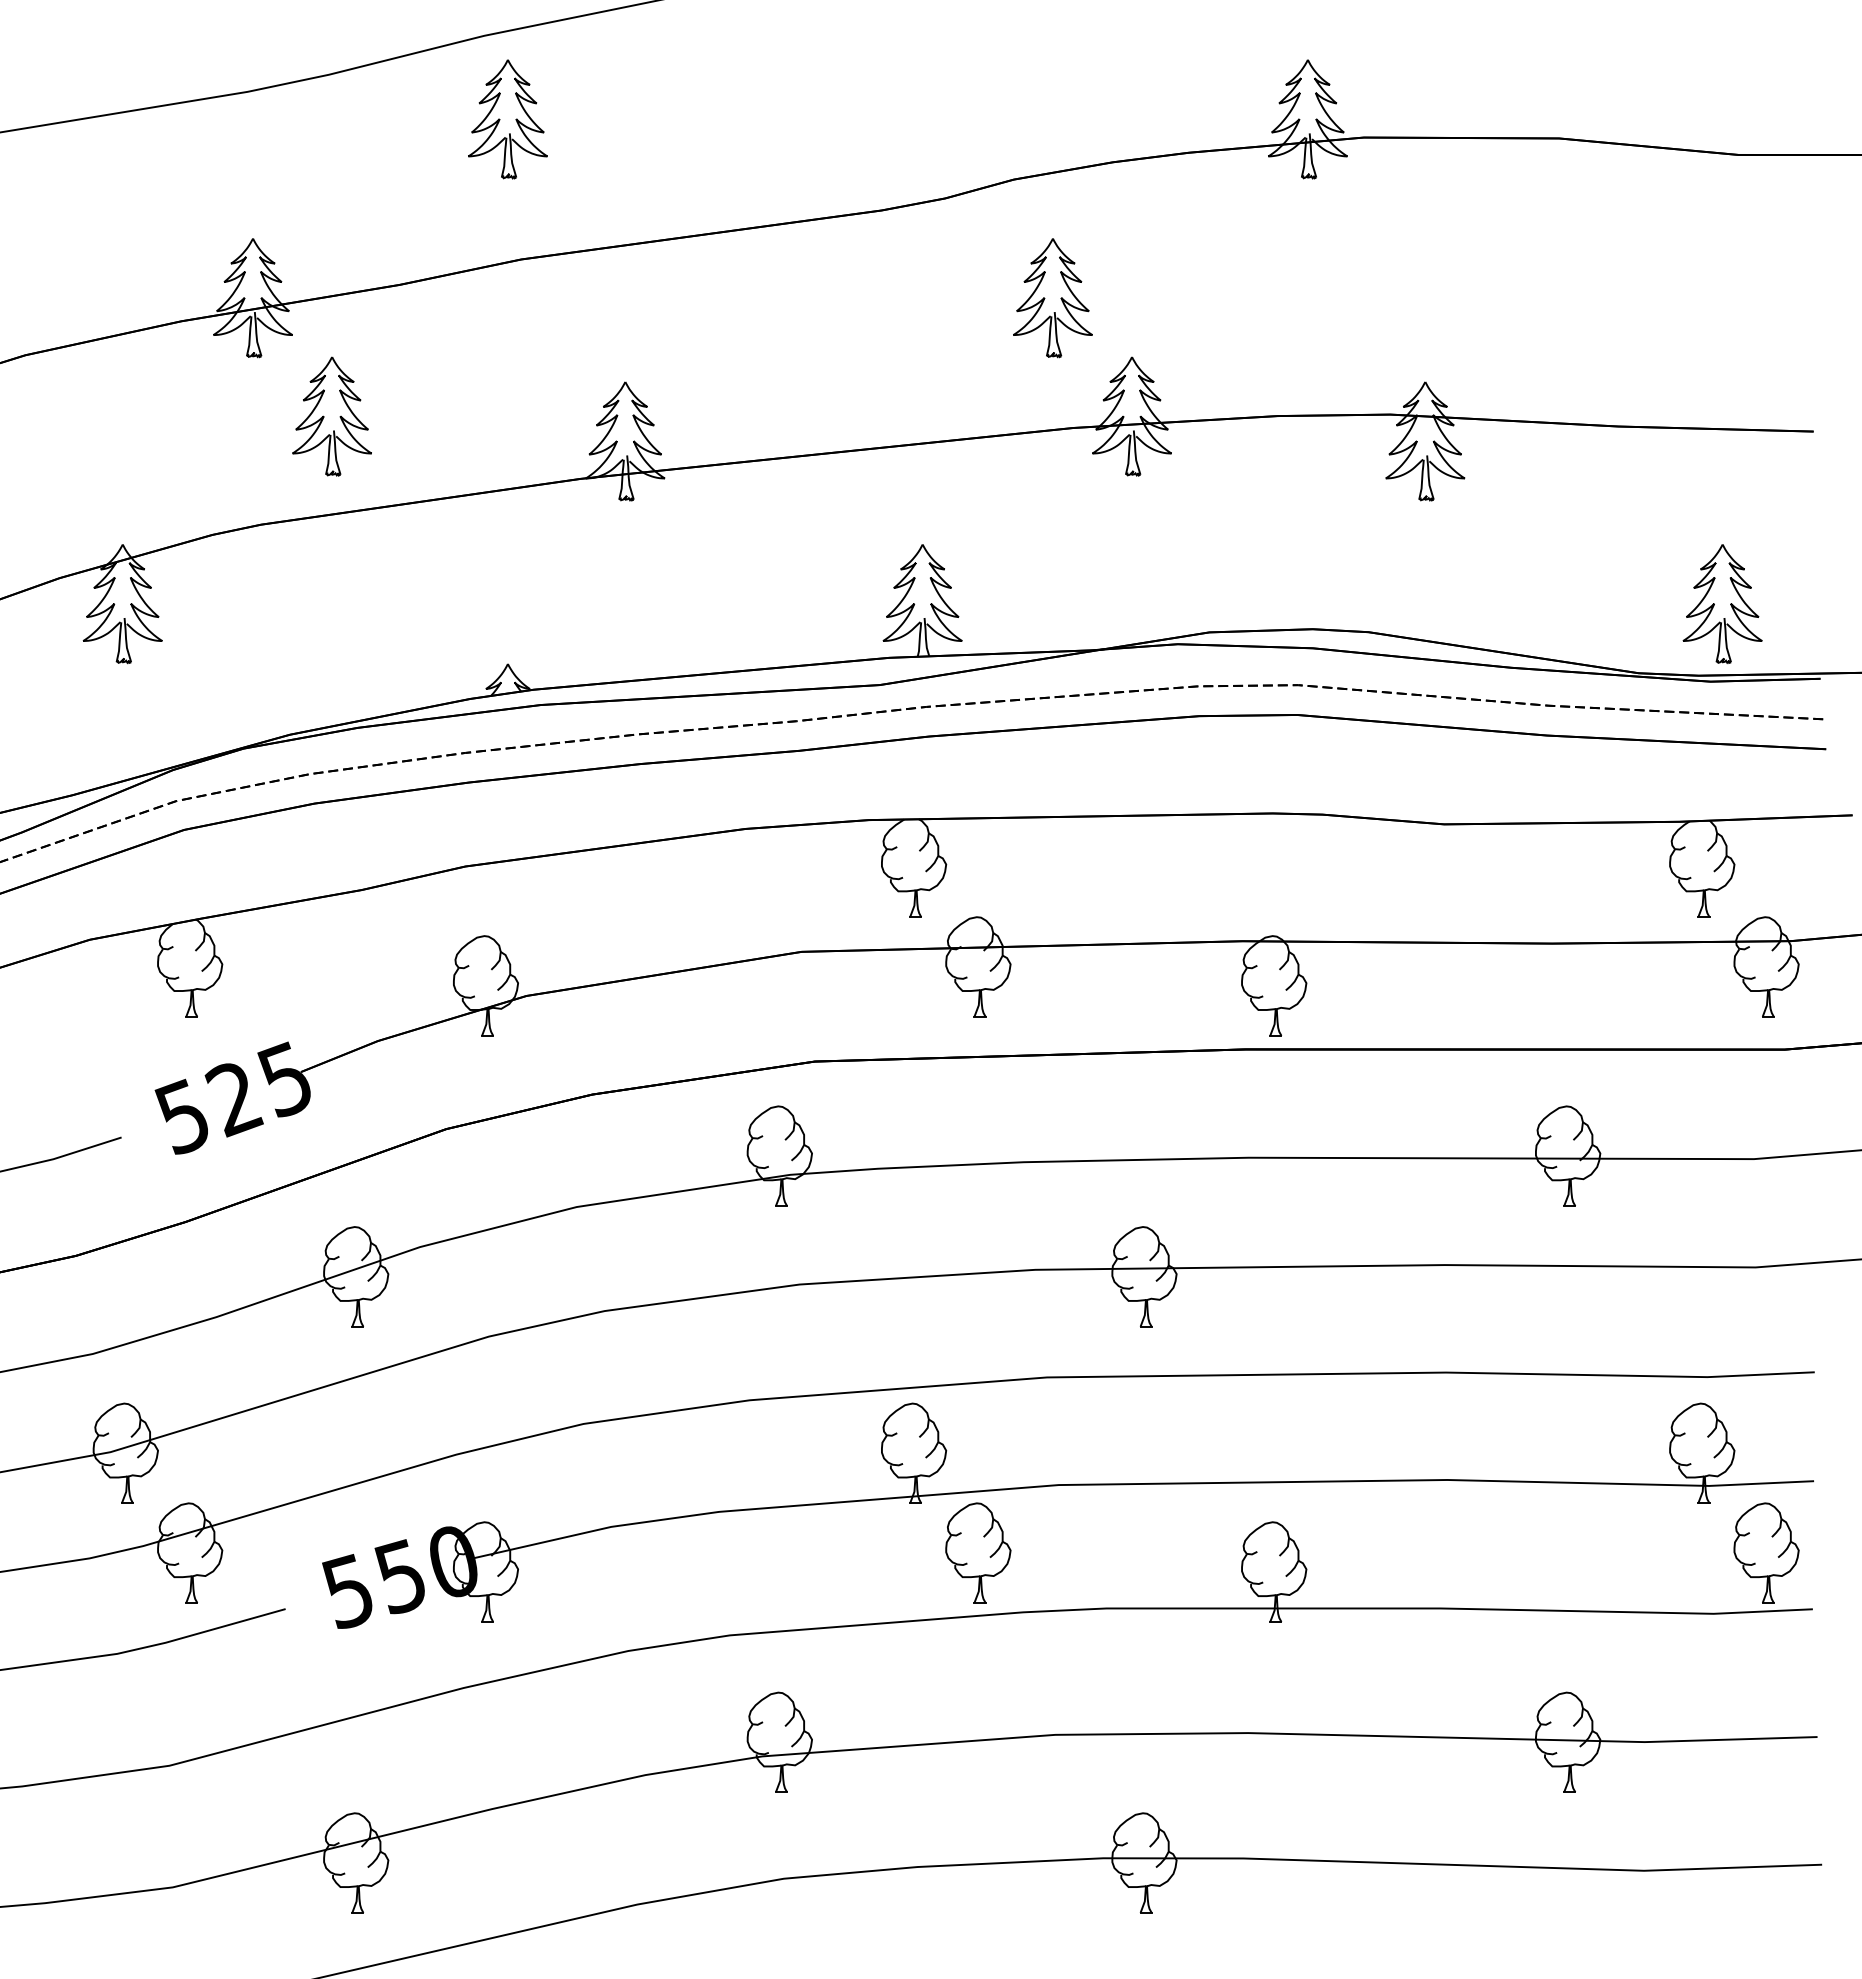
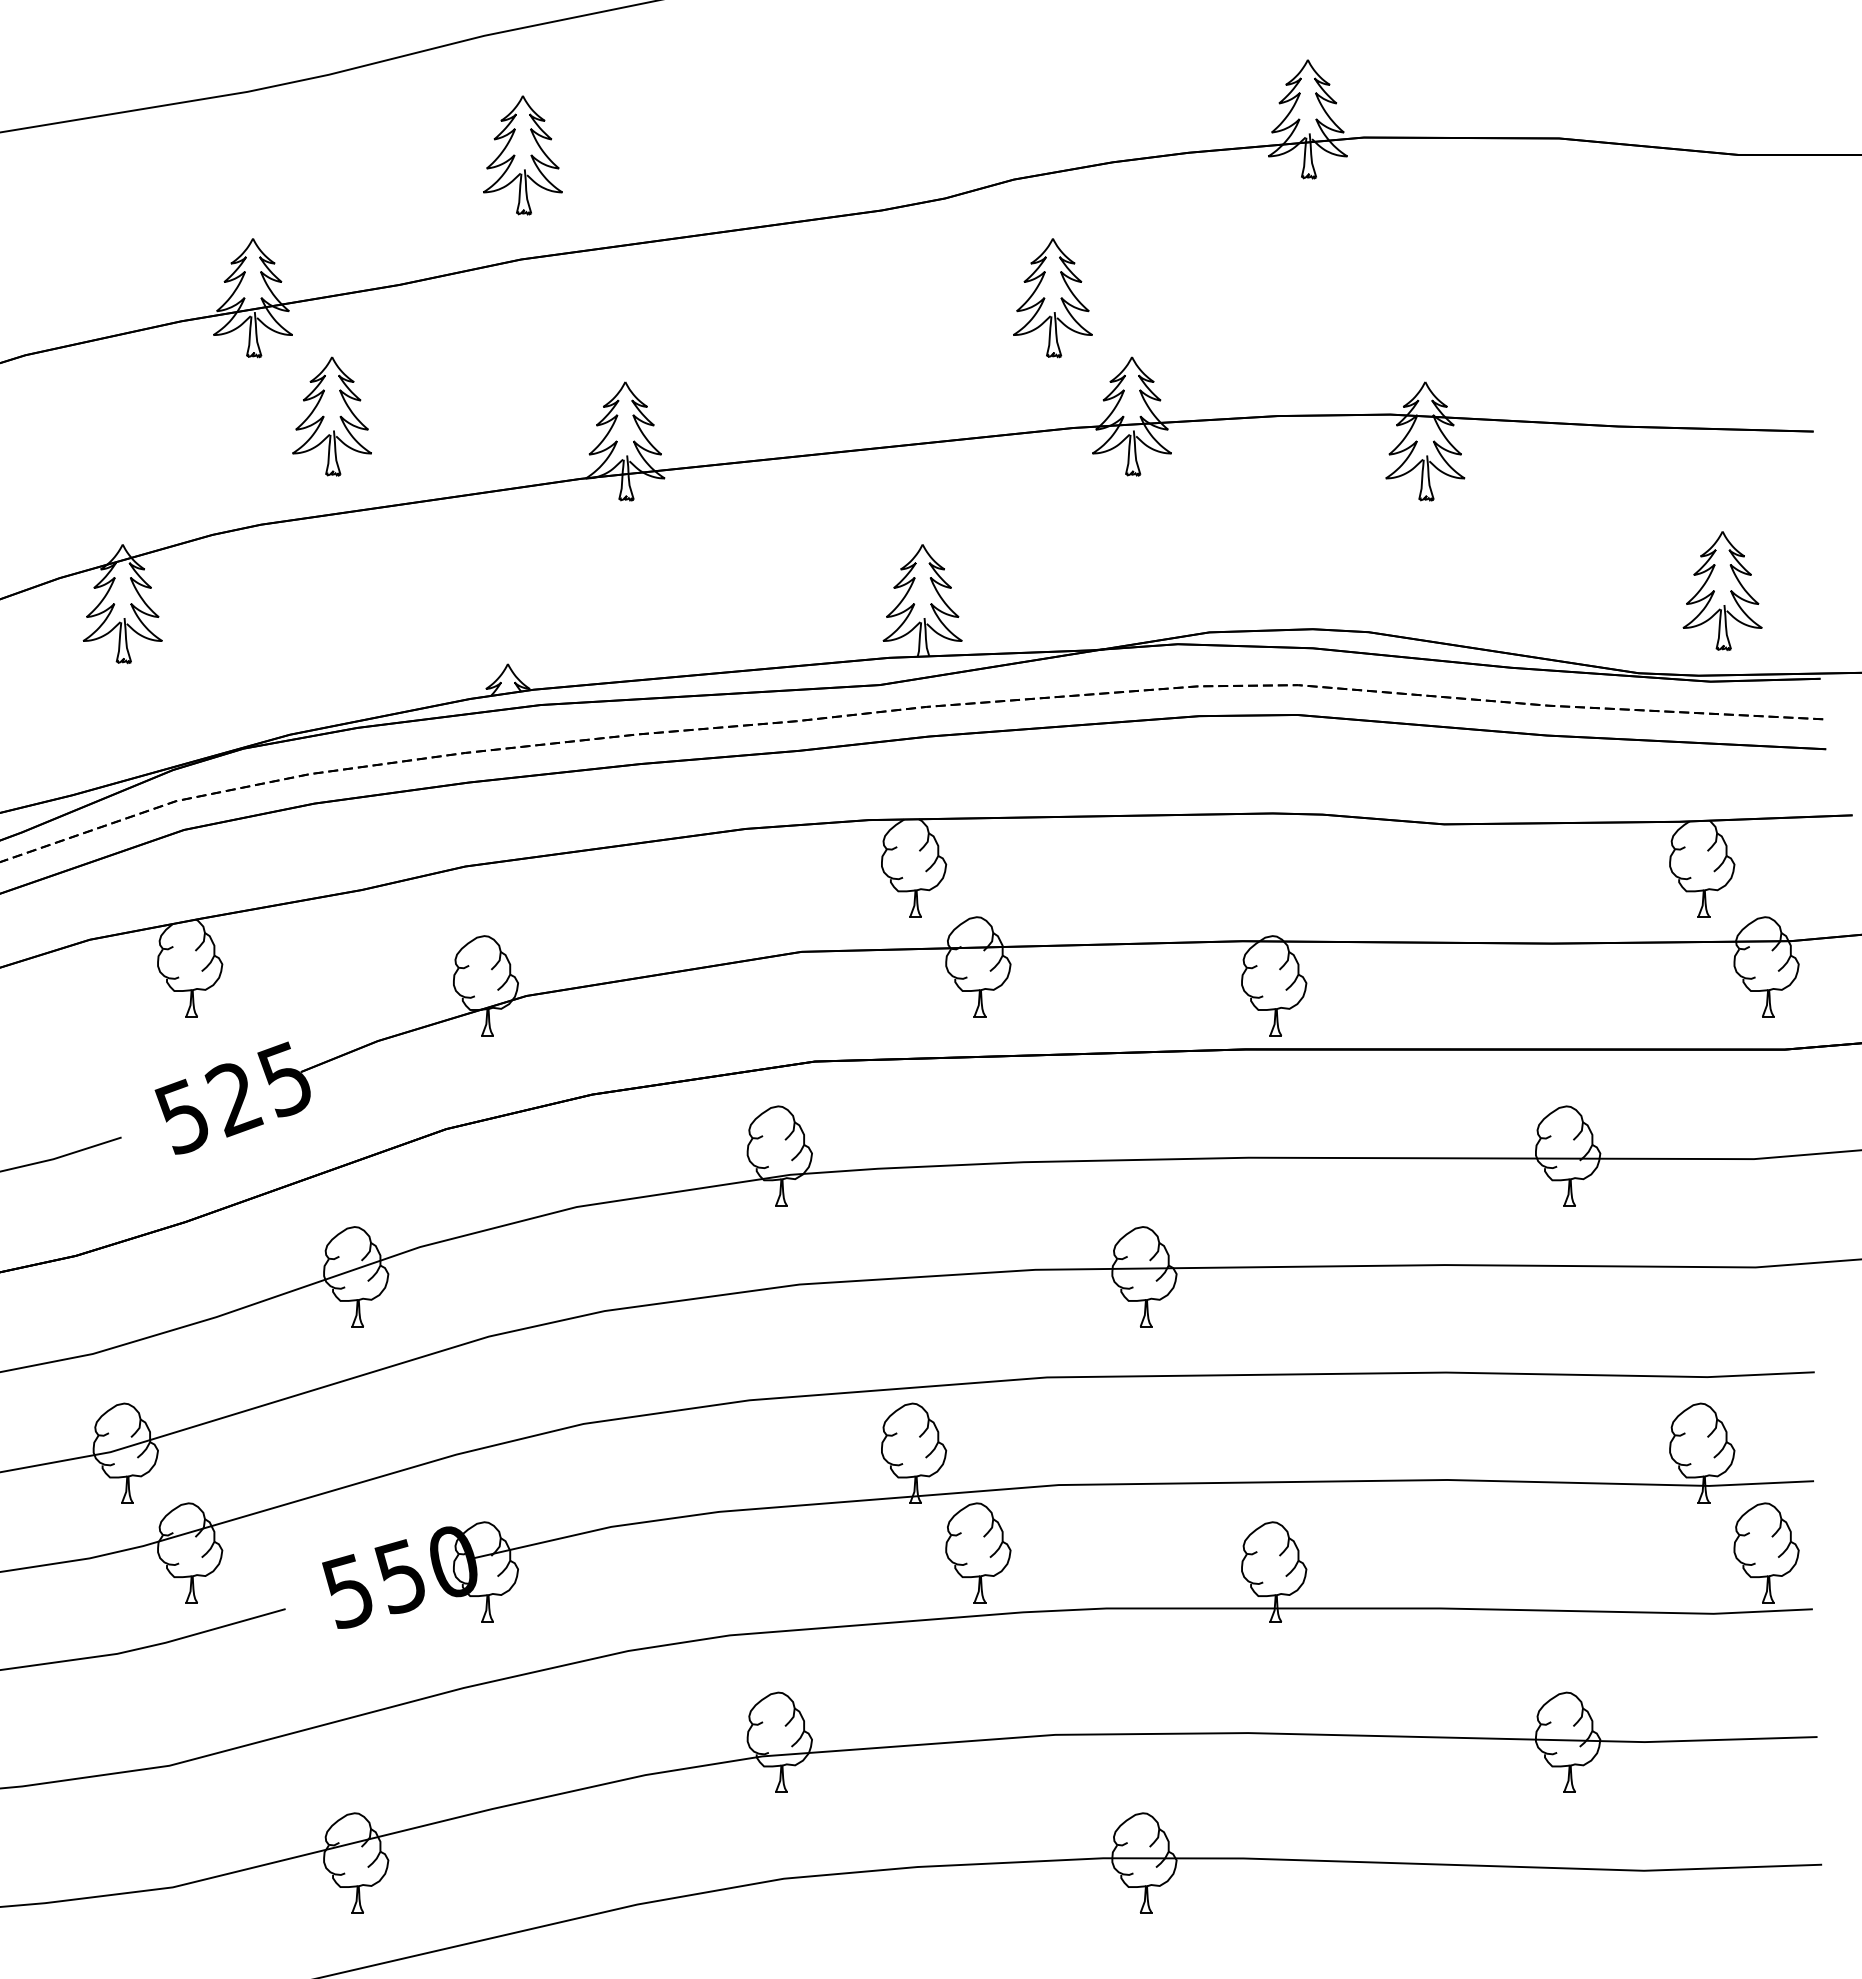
part position: (507, 119) -> (522, 155) (522, 155)
part position: (1722, 603) -> (1722, 590) (1722, 590)
